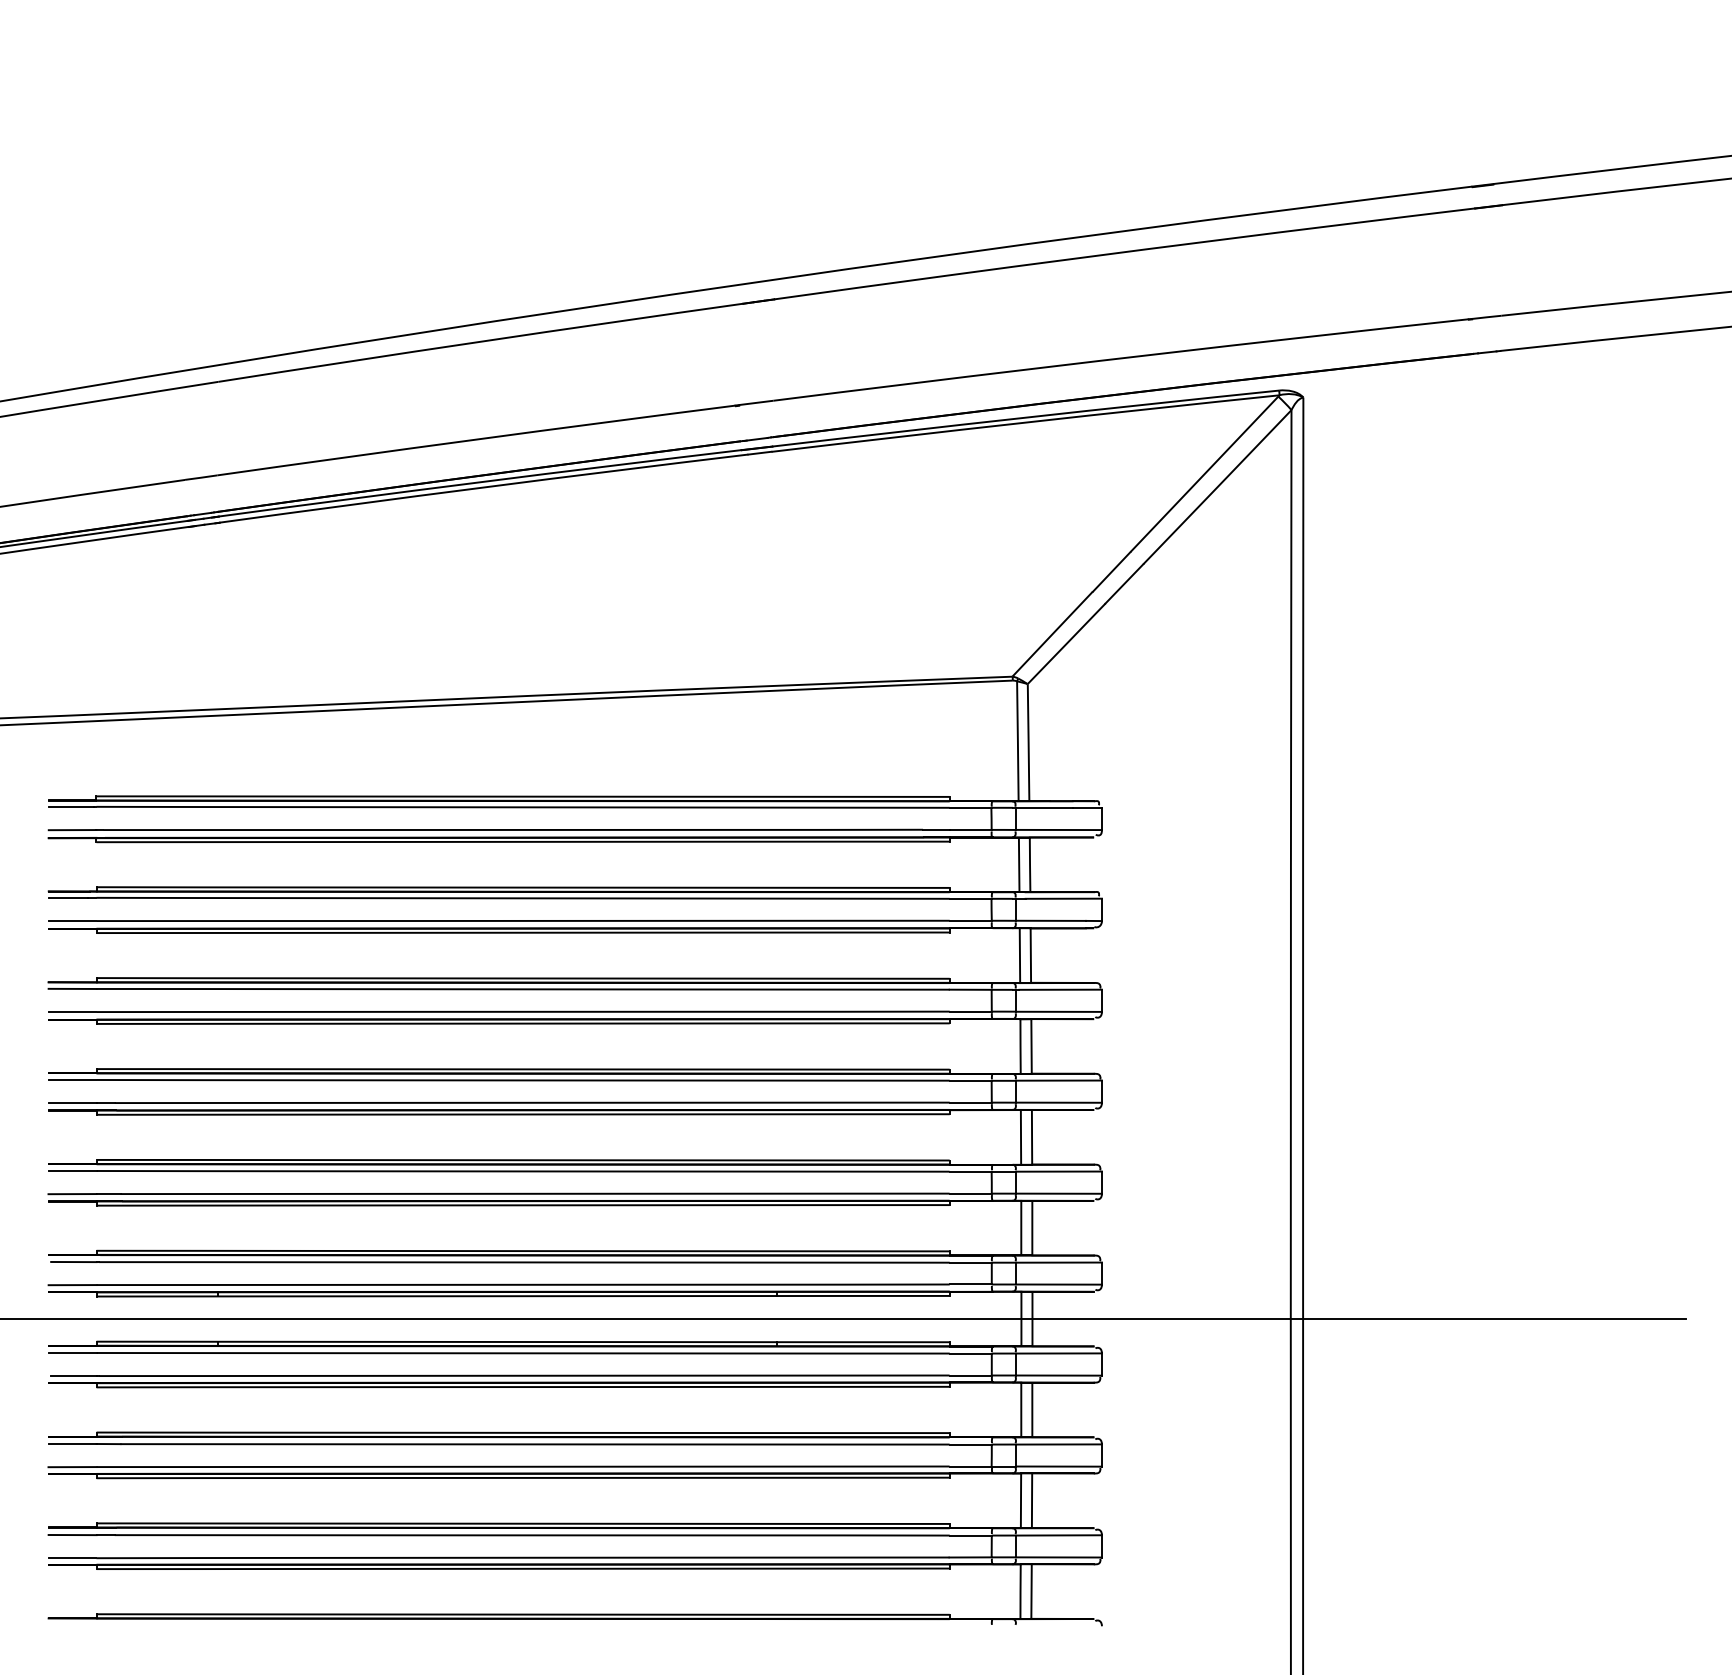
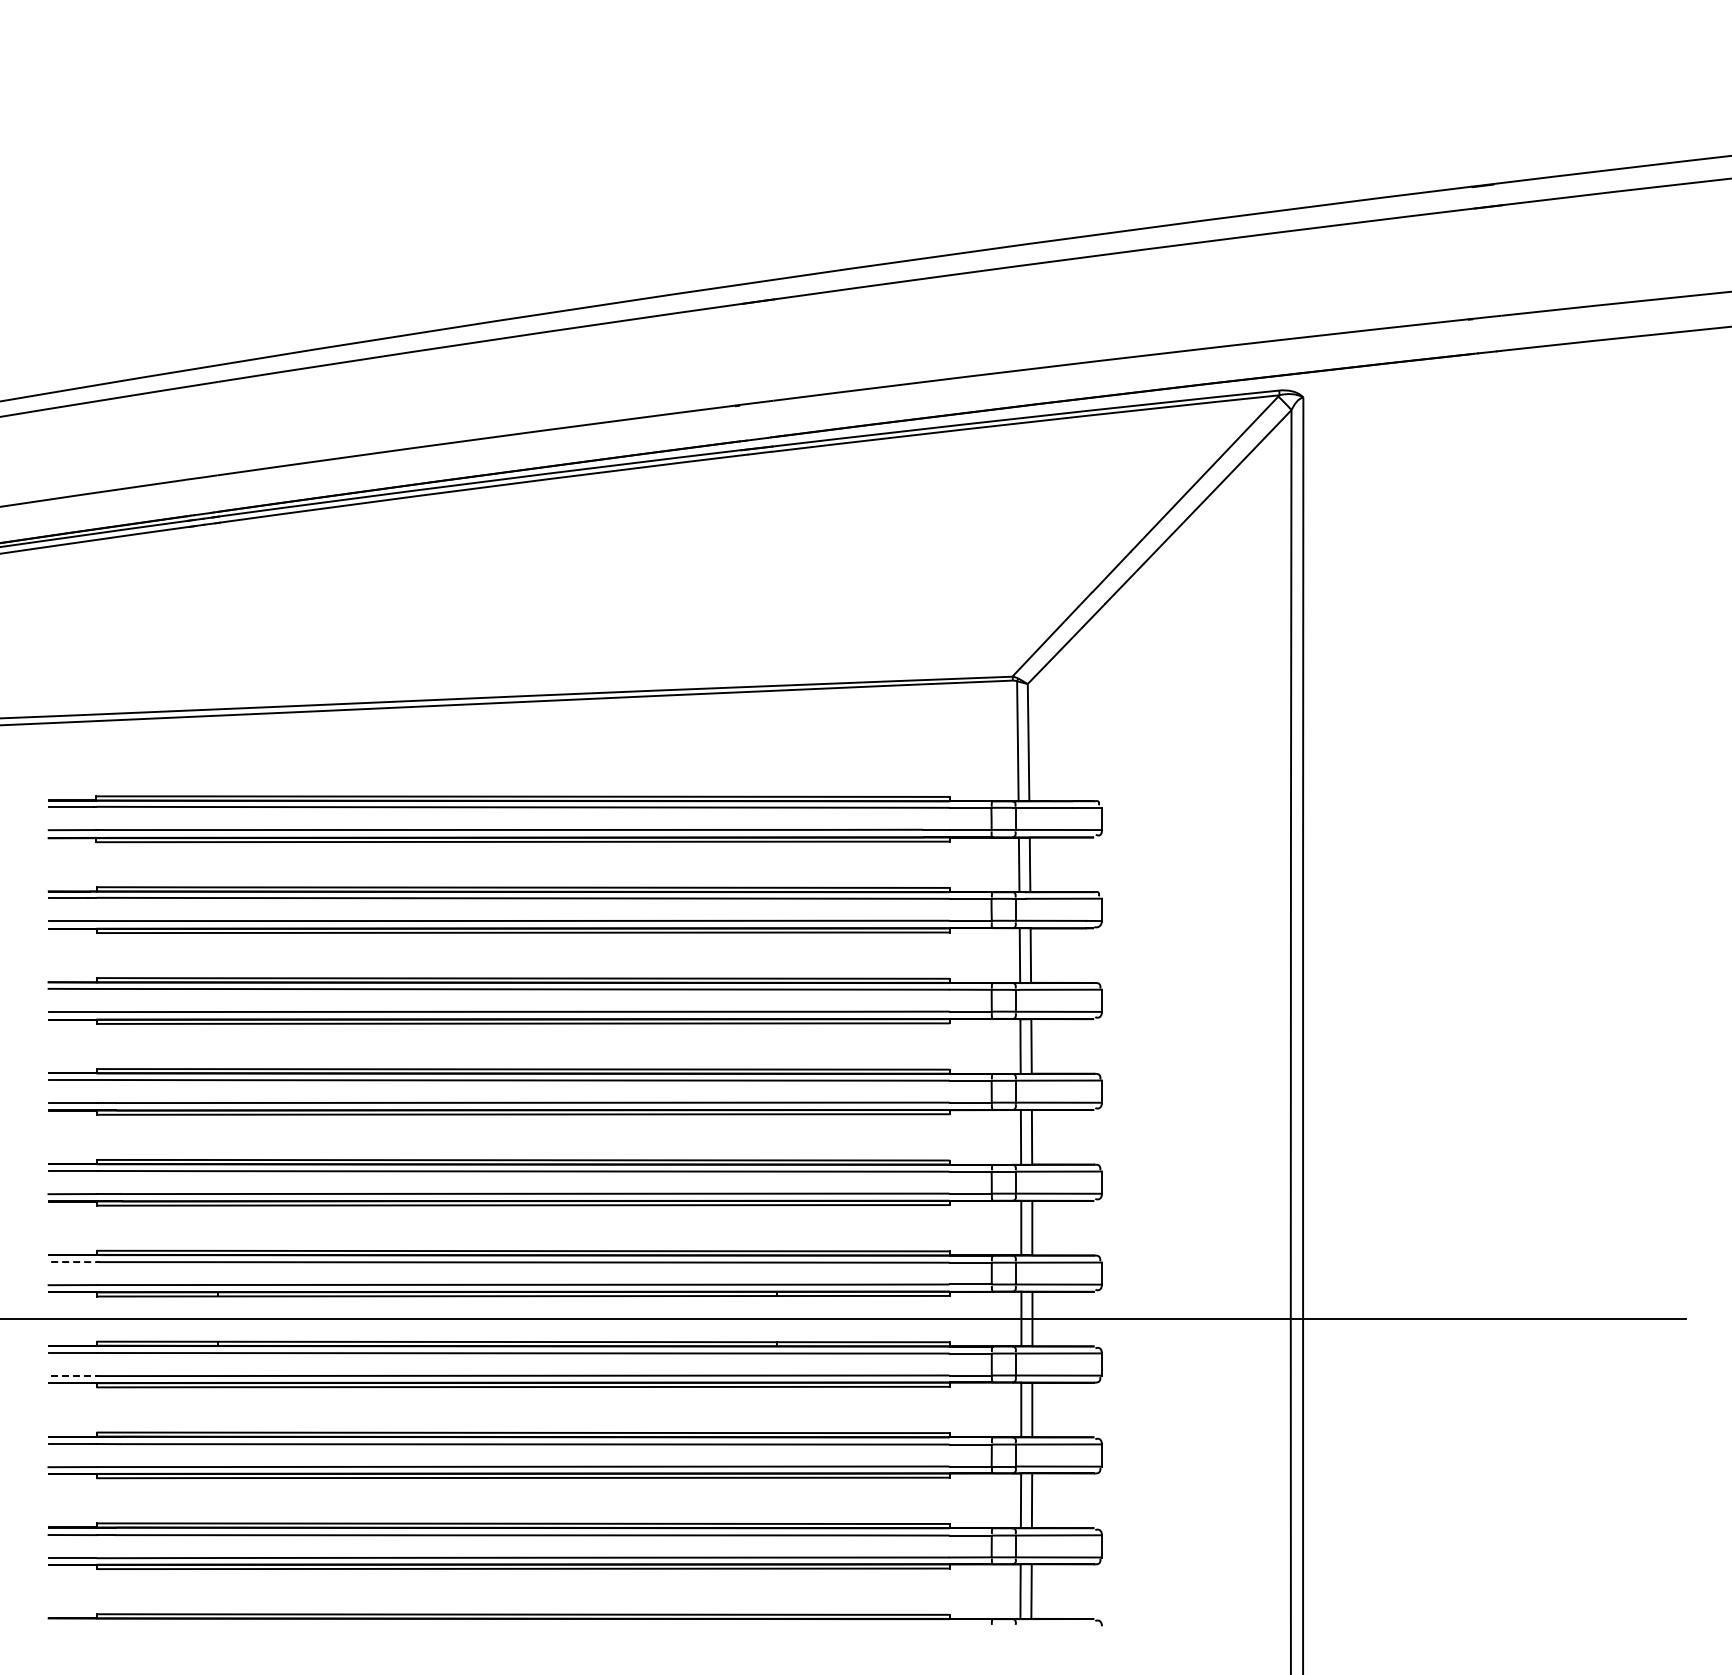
line: solid -> dashed (73, 1262)
line: solid -> dashed (73, 1376)
